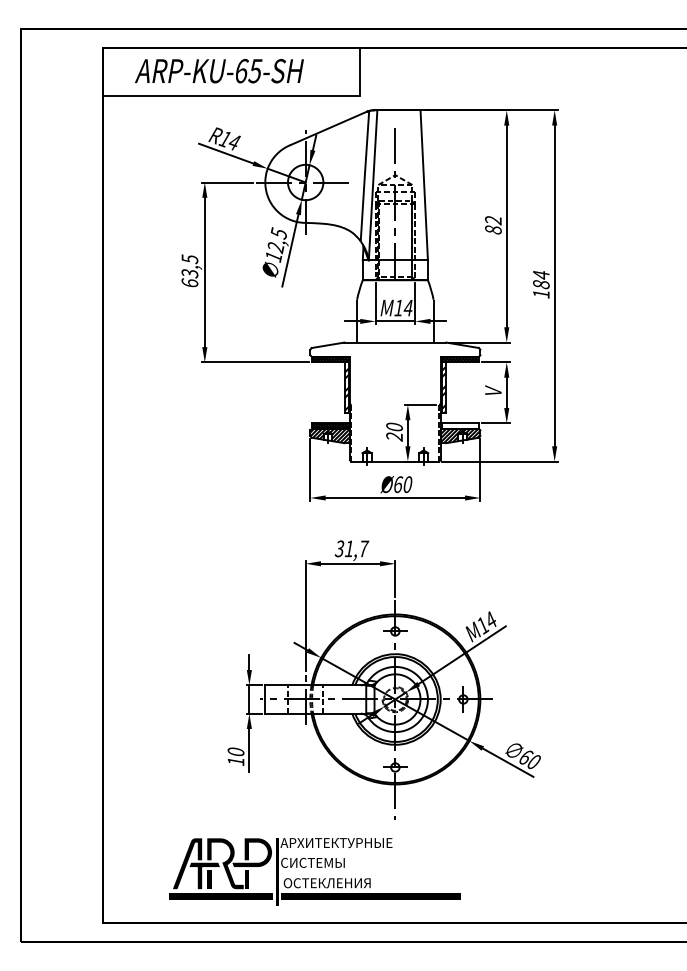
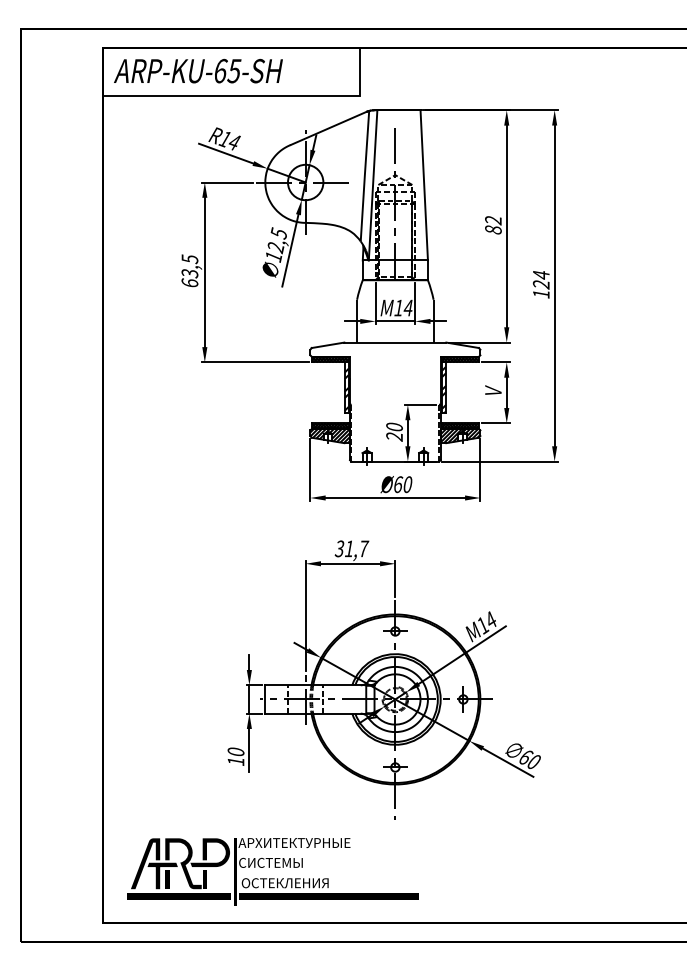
text position: (219, 70) -> (198, 70) (198, 70)
text: 184 -> 124 (541, 284)
hatch: none -> present (460, 426)
text position: (314, 871) -> (272, 871) (272, 871)
